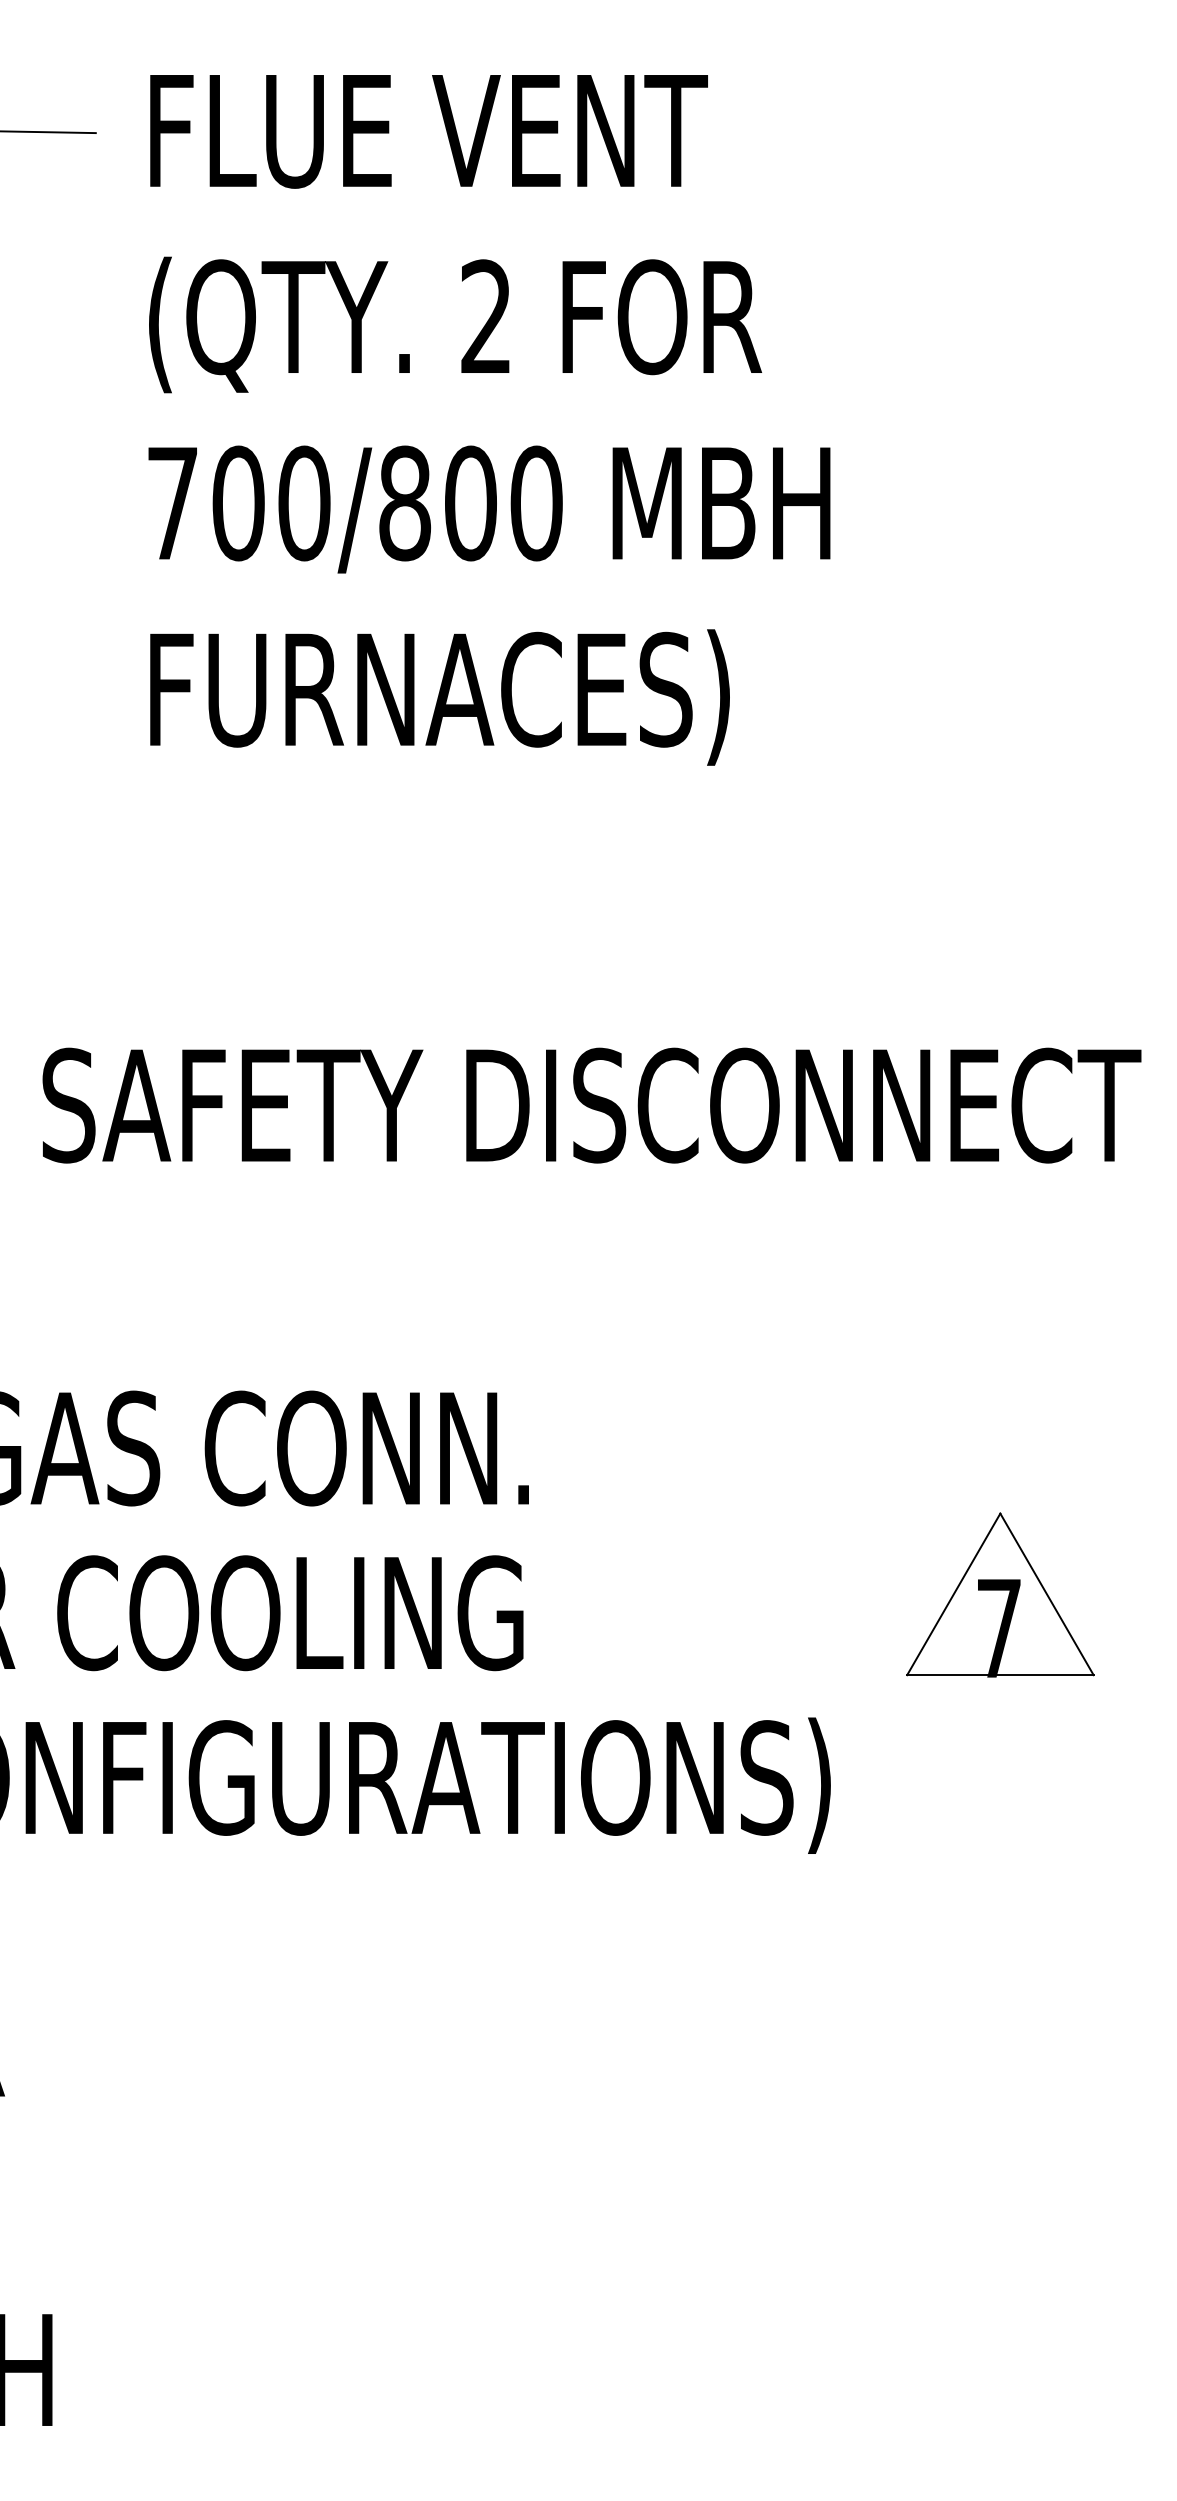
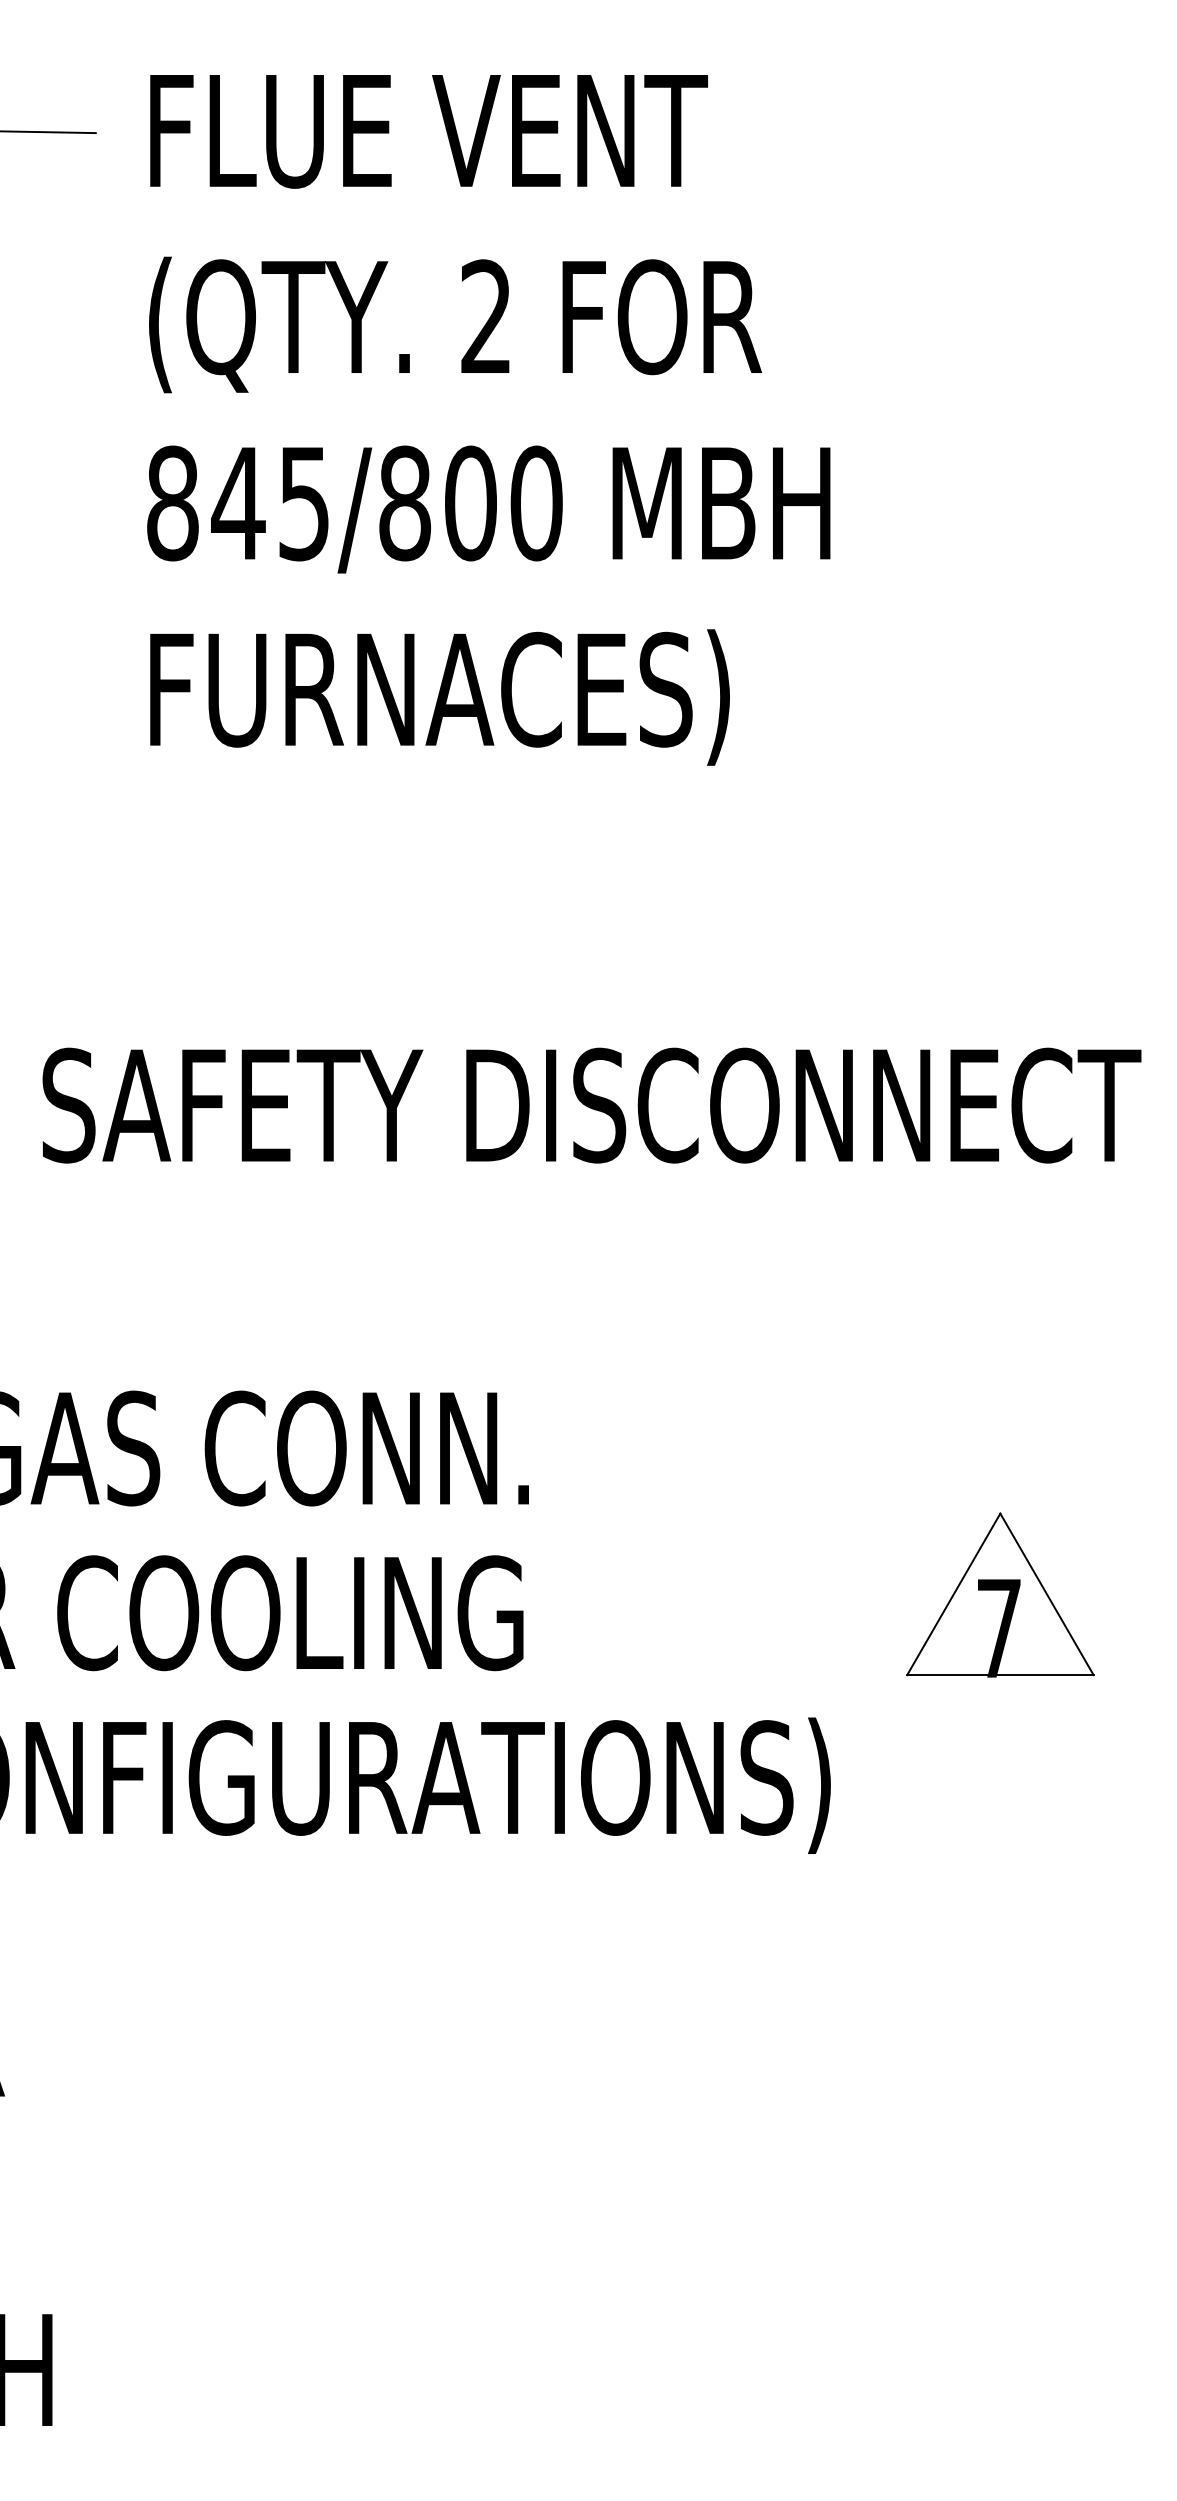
text: 700/800 -> 845/800 (238, 503)
